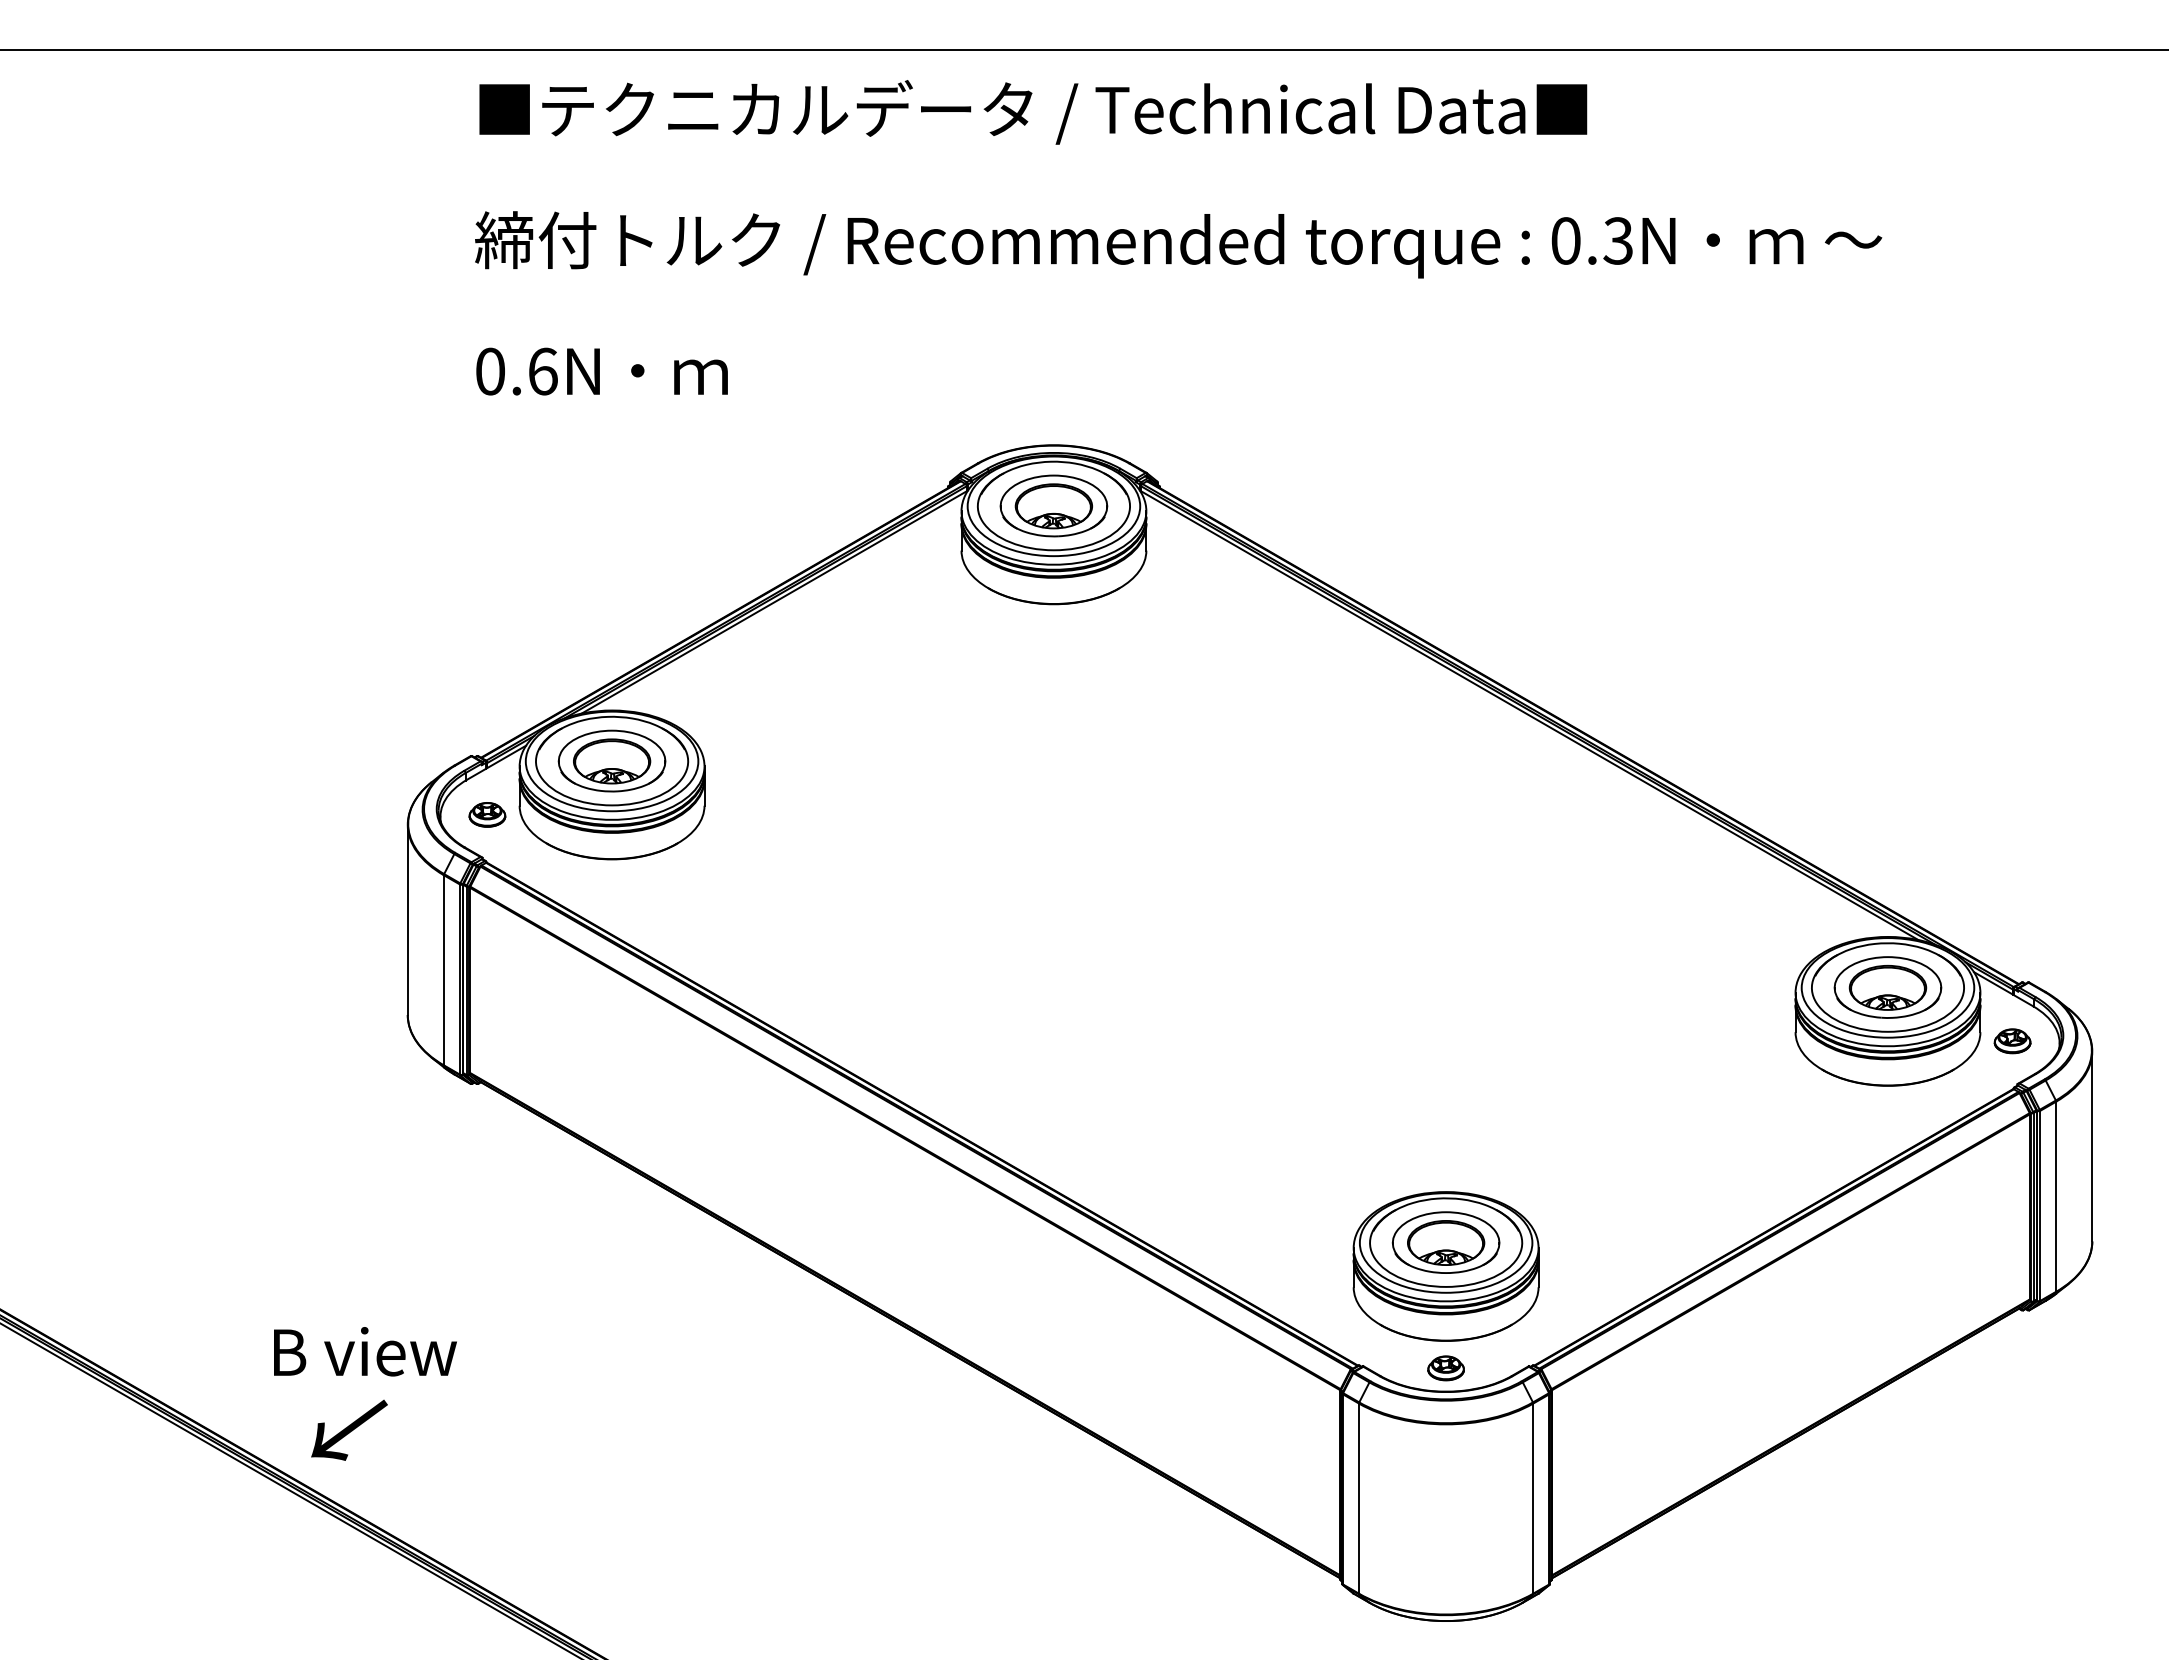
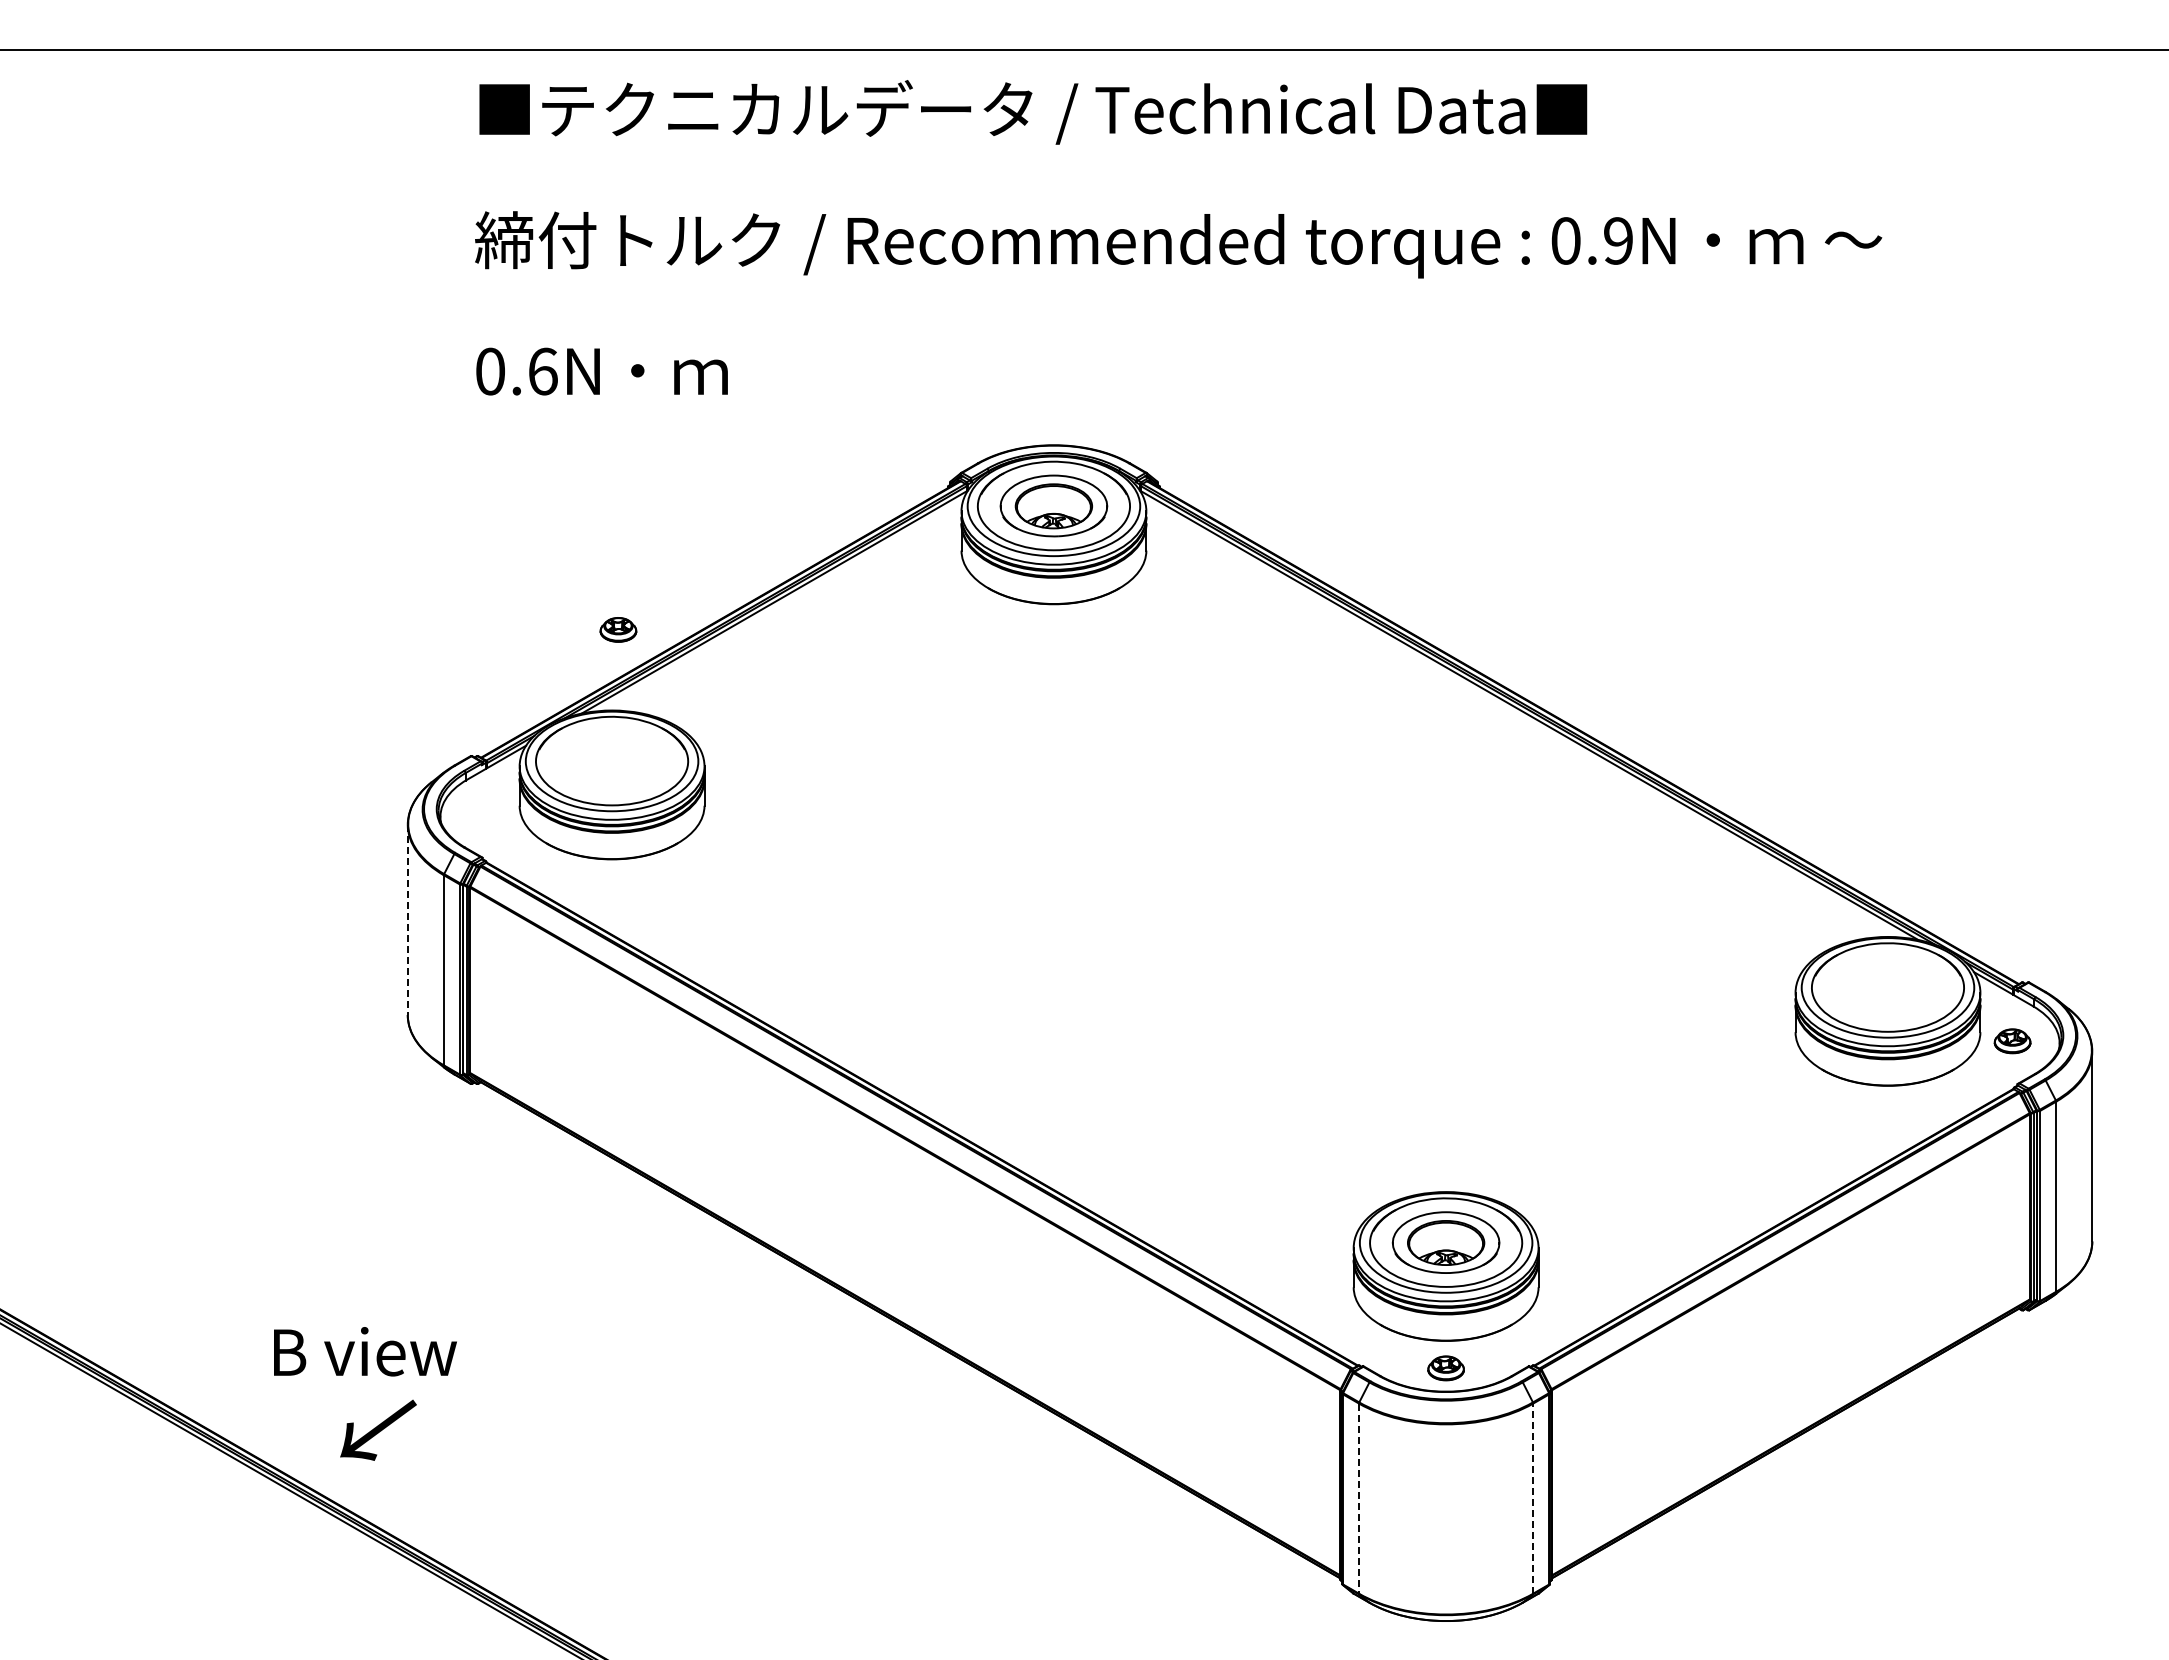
text: 0.3N -> 0.9N (1617, 240)
part: present -> none (611, 760)
part position: (487, 814) -> (618, 629) (618, 629)
line: solid -> dashed (407, 920)
part: present -> none (1887, 987)
text position: (349, 1429) -> (378, 1429) (378, 1429)
line: solid -> dashed (1533, 1498)
line: solid -> dashed (1358, 1499)
